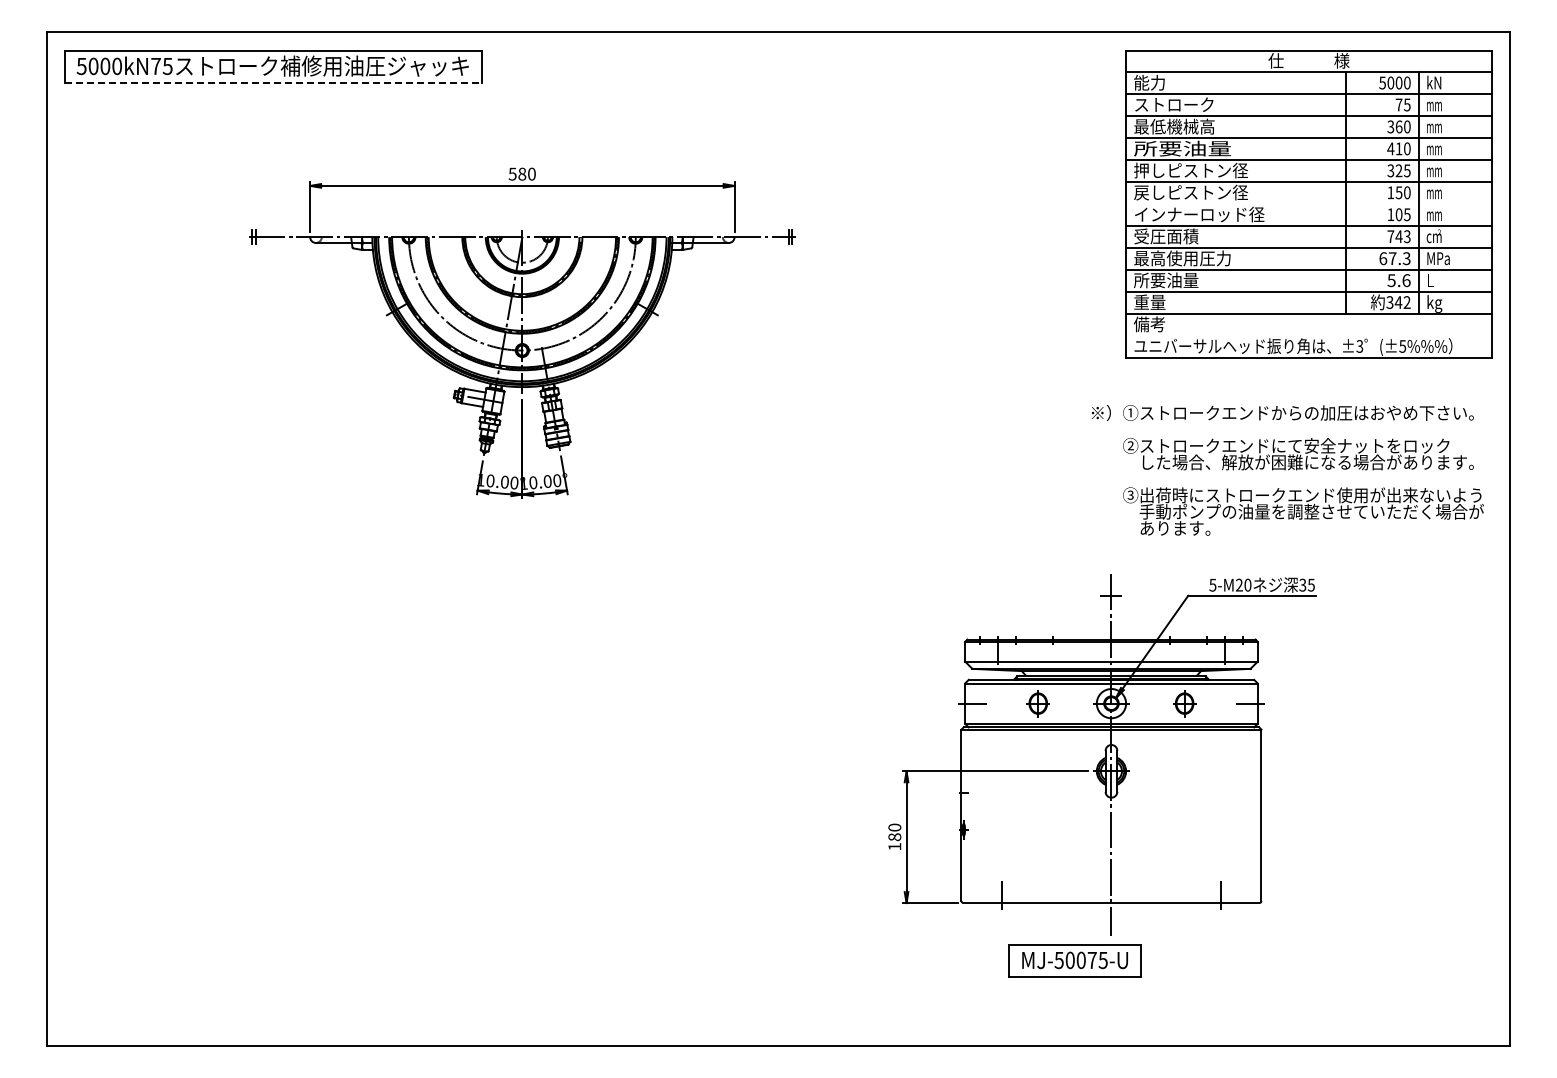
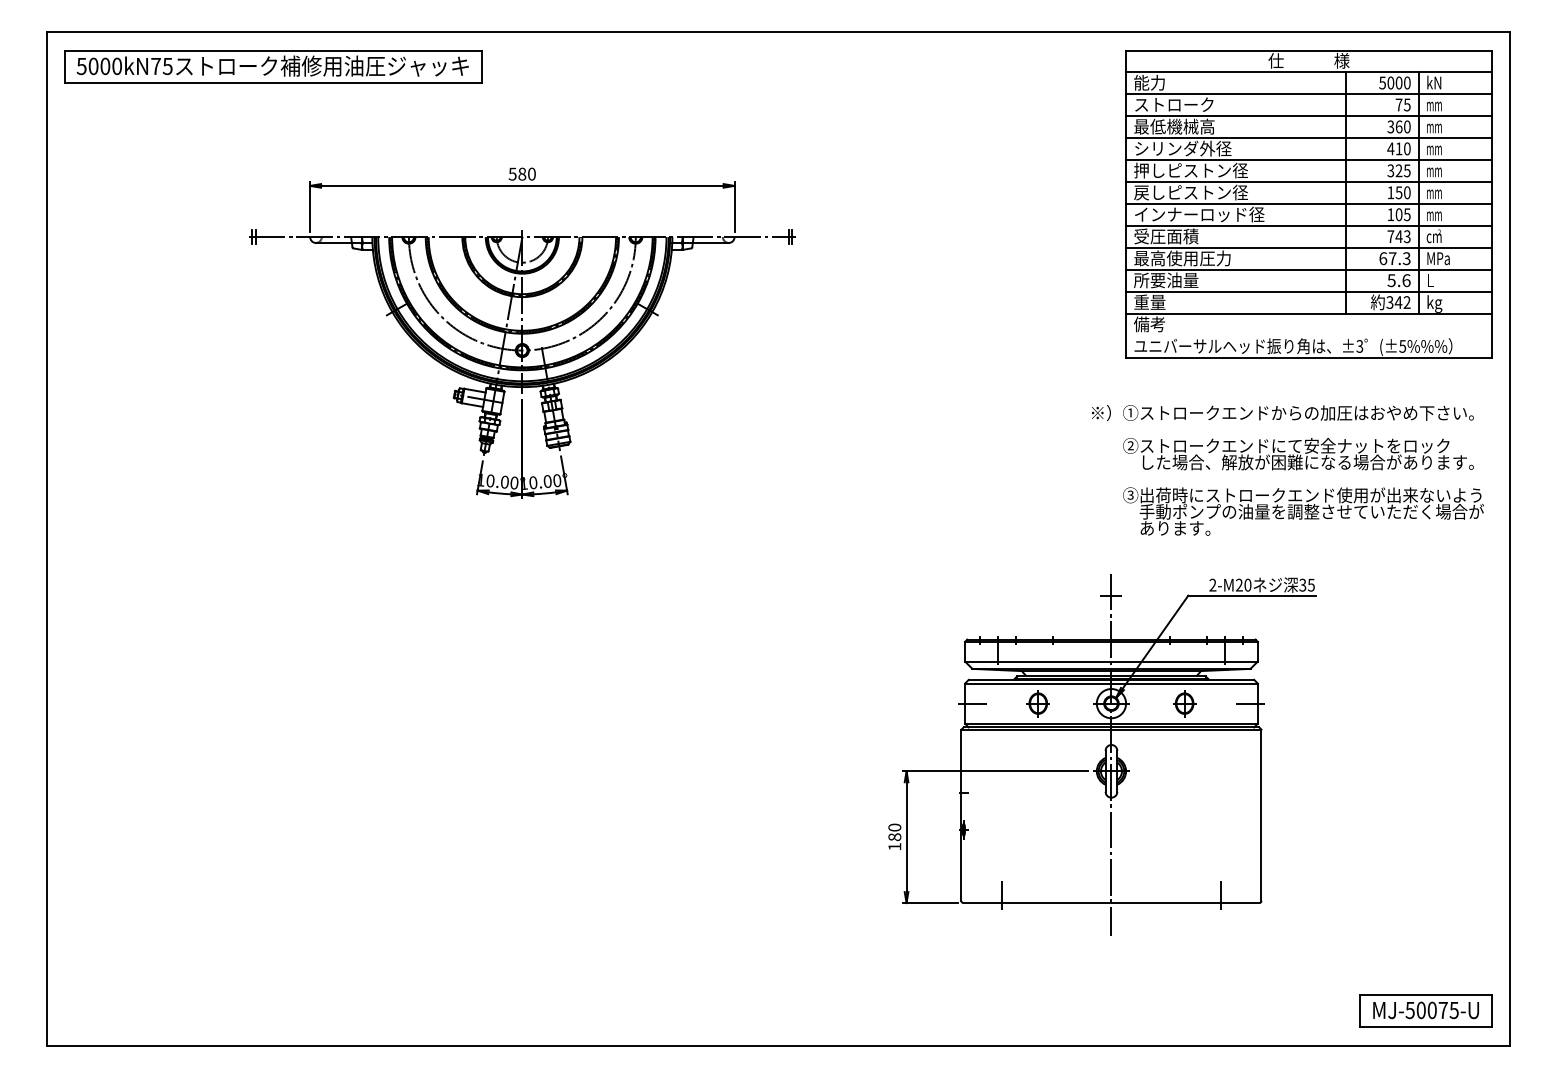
line: dashed -> solid (273, 83)
text: 所要油量 -> シリンダ外径 (1182, 148)
line: none -> present (1308, 204)
text: 5-M20 -> 2-M20 (1212, 584)
part position: (1074, 960) -> (1425, 1010) (1425, 1010)
